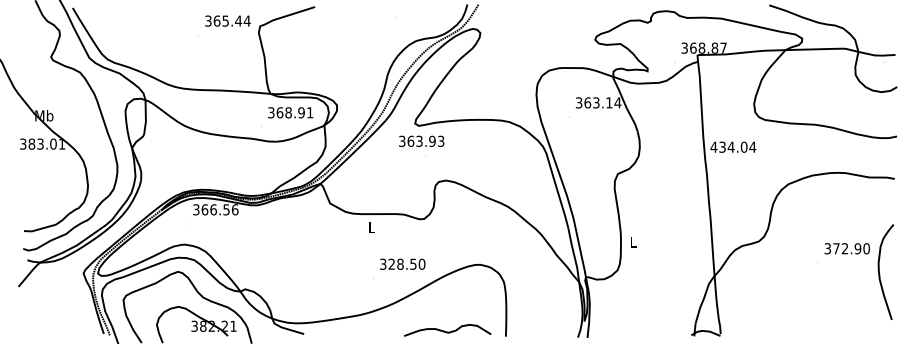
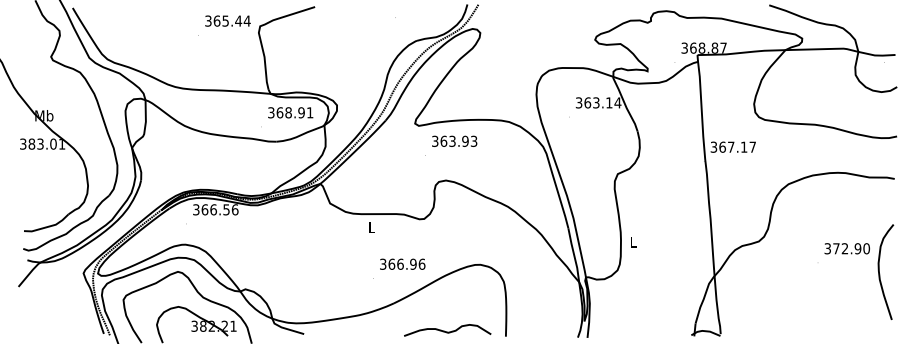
text position: (421, 140) -> (454, 140) (454, 140)
text: 434.04 -> 367.17 (733, 146)
text: 328.50 -> 366.96 (406, 263)
